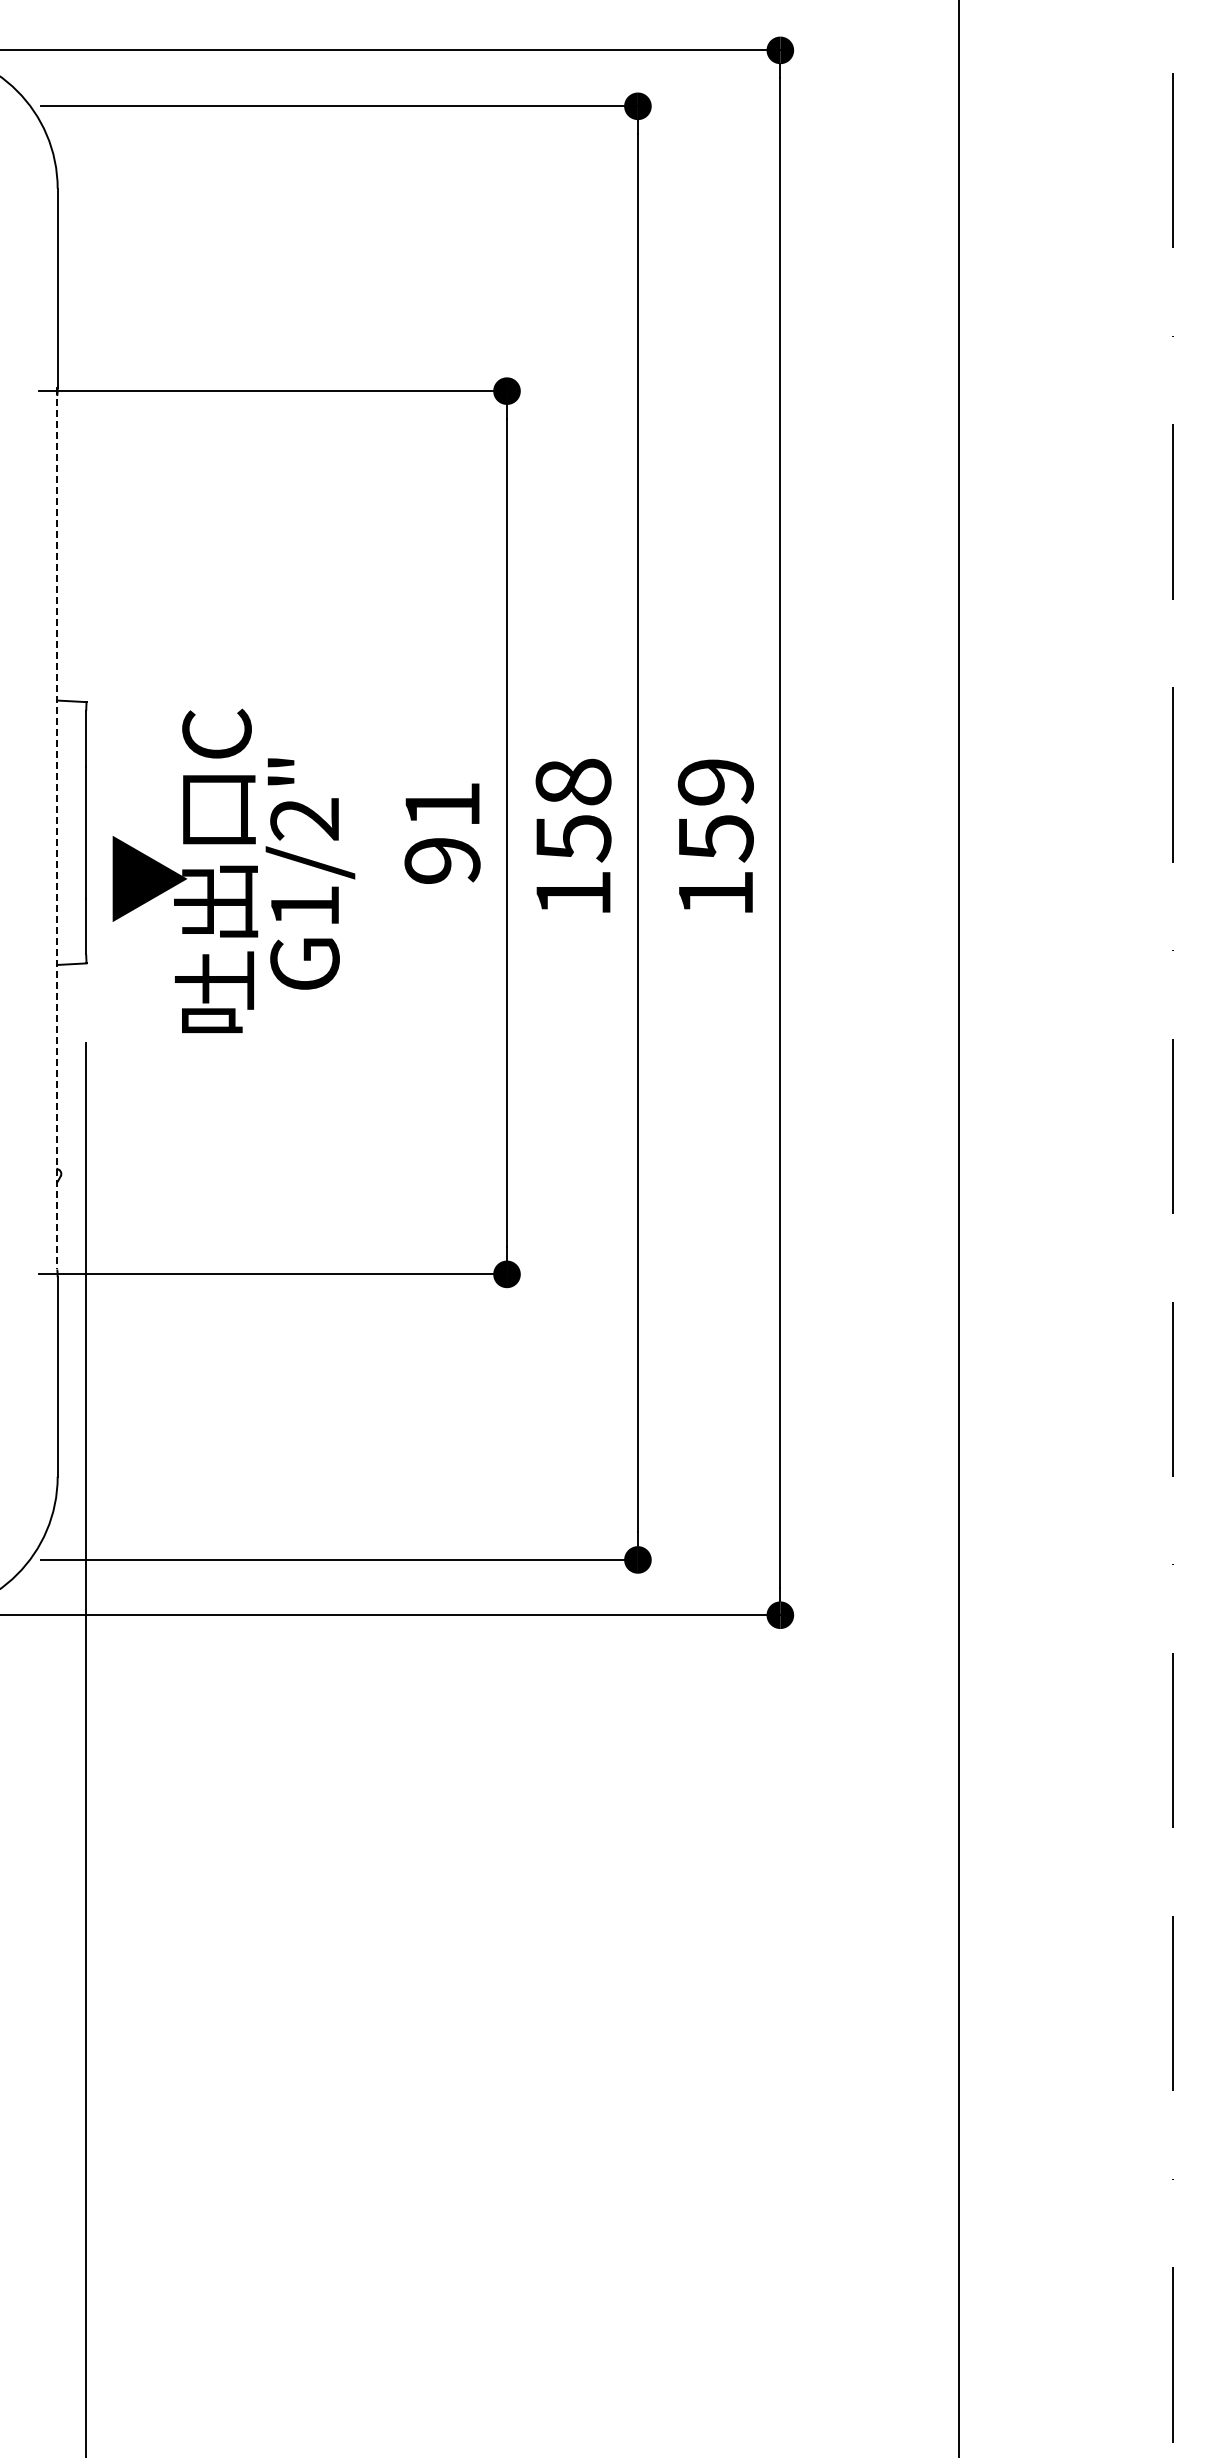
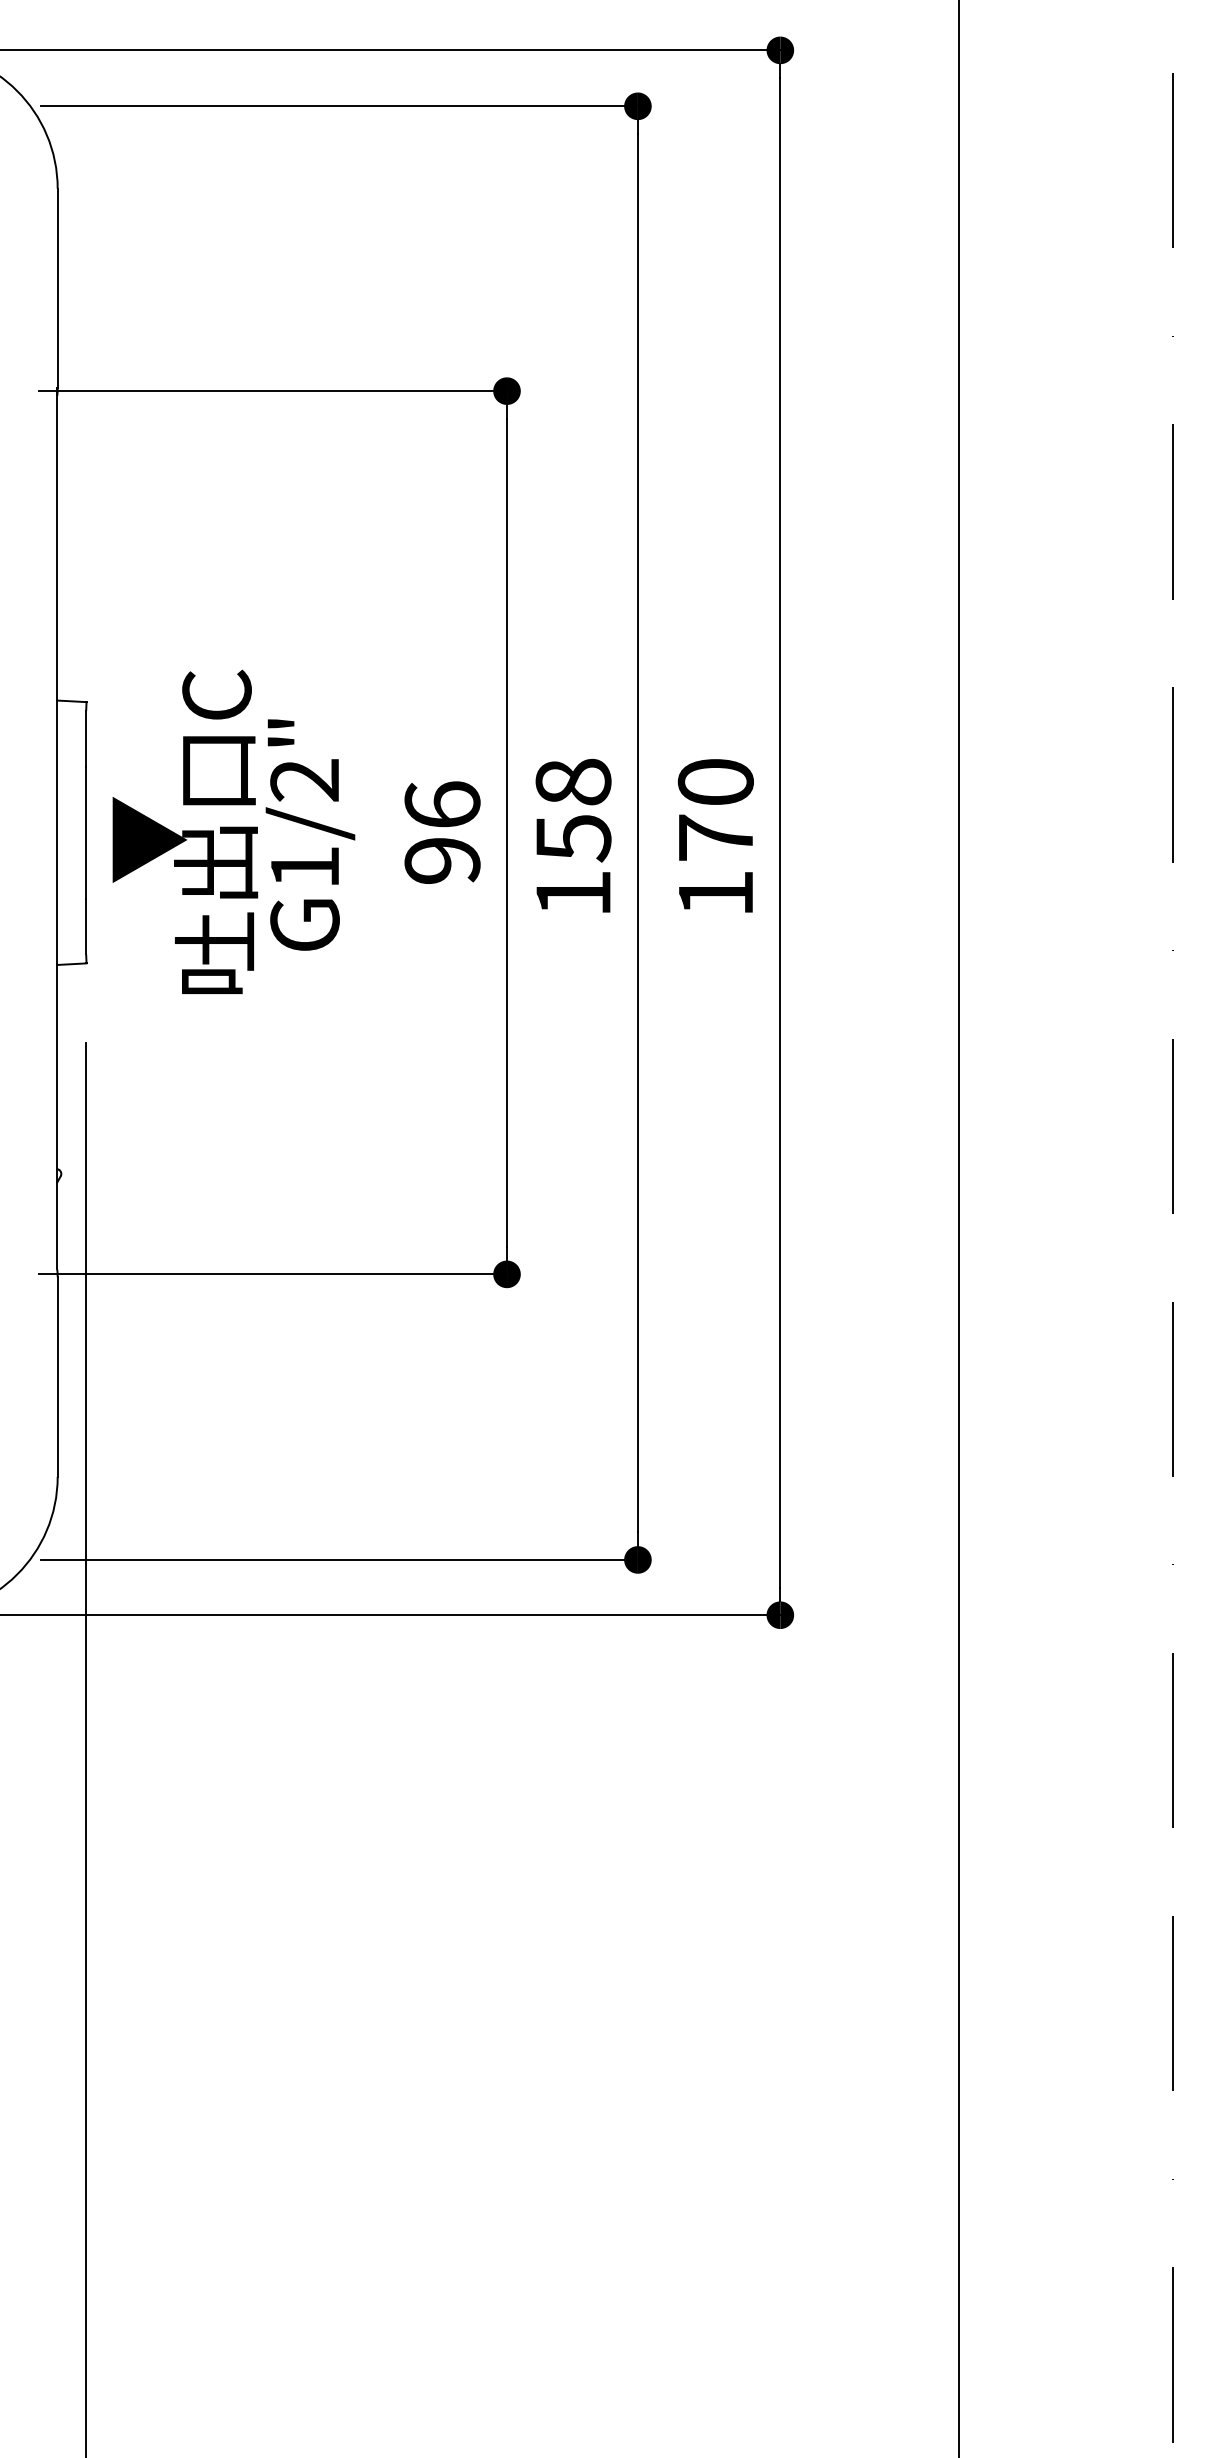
text: 91 -> 96 (442, 804)
text: 159 -> 170 (715, 810)
line: dashed -> solid (57, 828)
text position: (233, 870) -> (233, 831) (233, 831)
